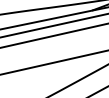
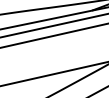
line position: (53, 62) -> (53, 73) (53, 73)
